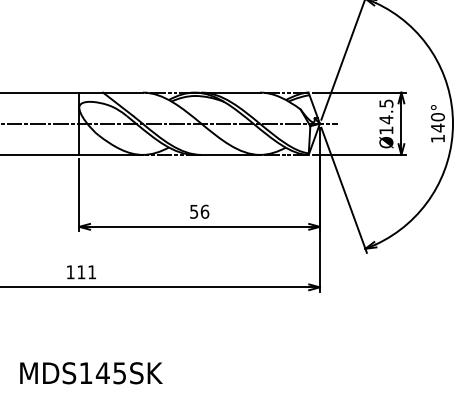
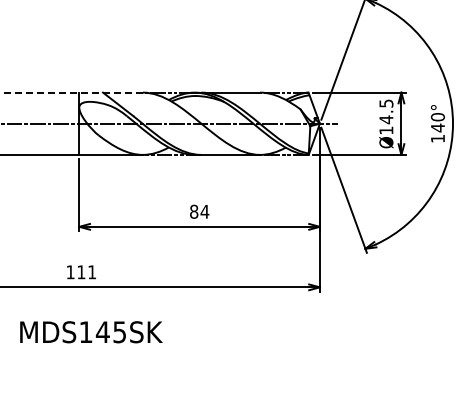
line: solid -> dashed (70, 92)
text: 56 -> 84 (199, 211)
text position: (91, 373) -> (91, 332) (91, 332)
